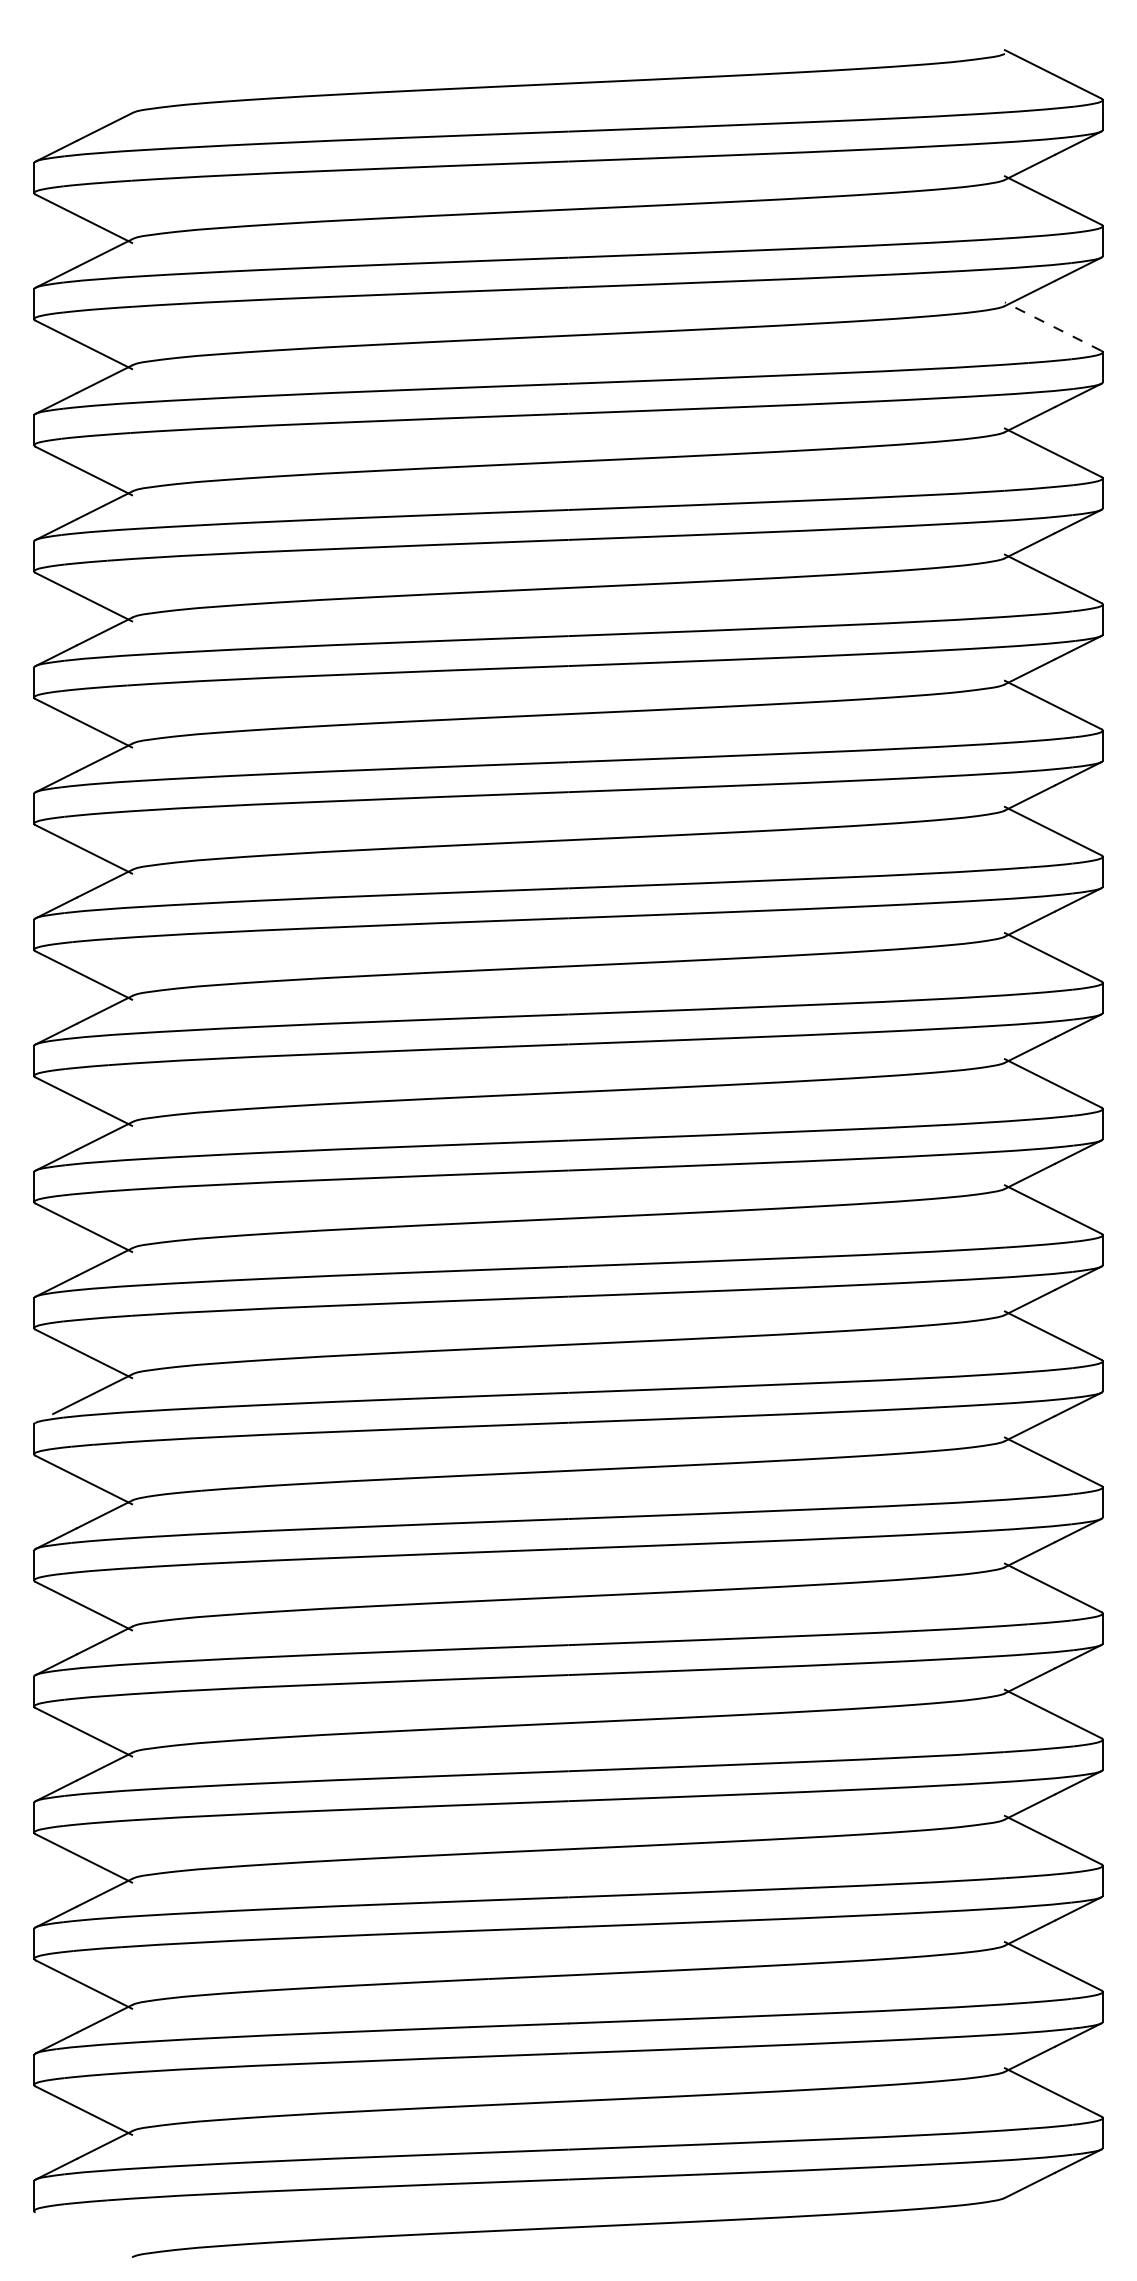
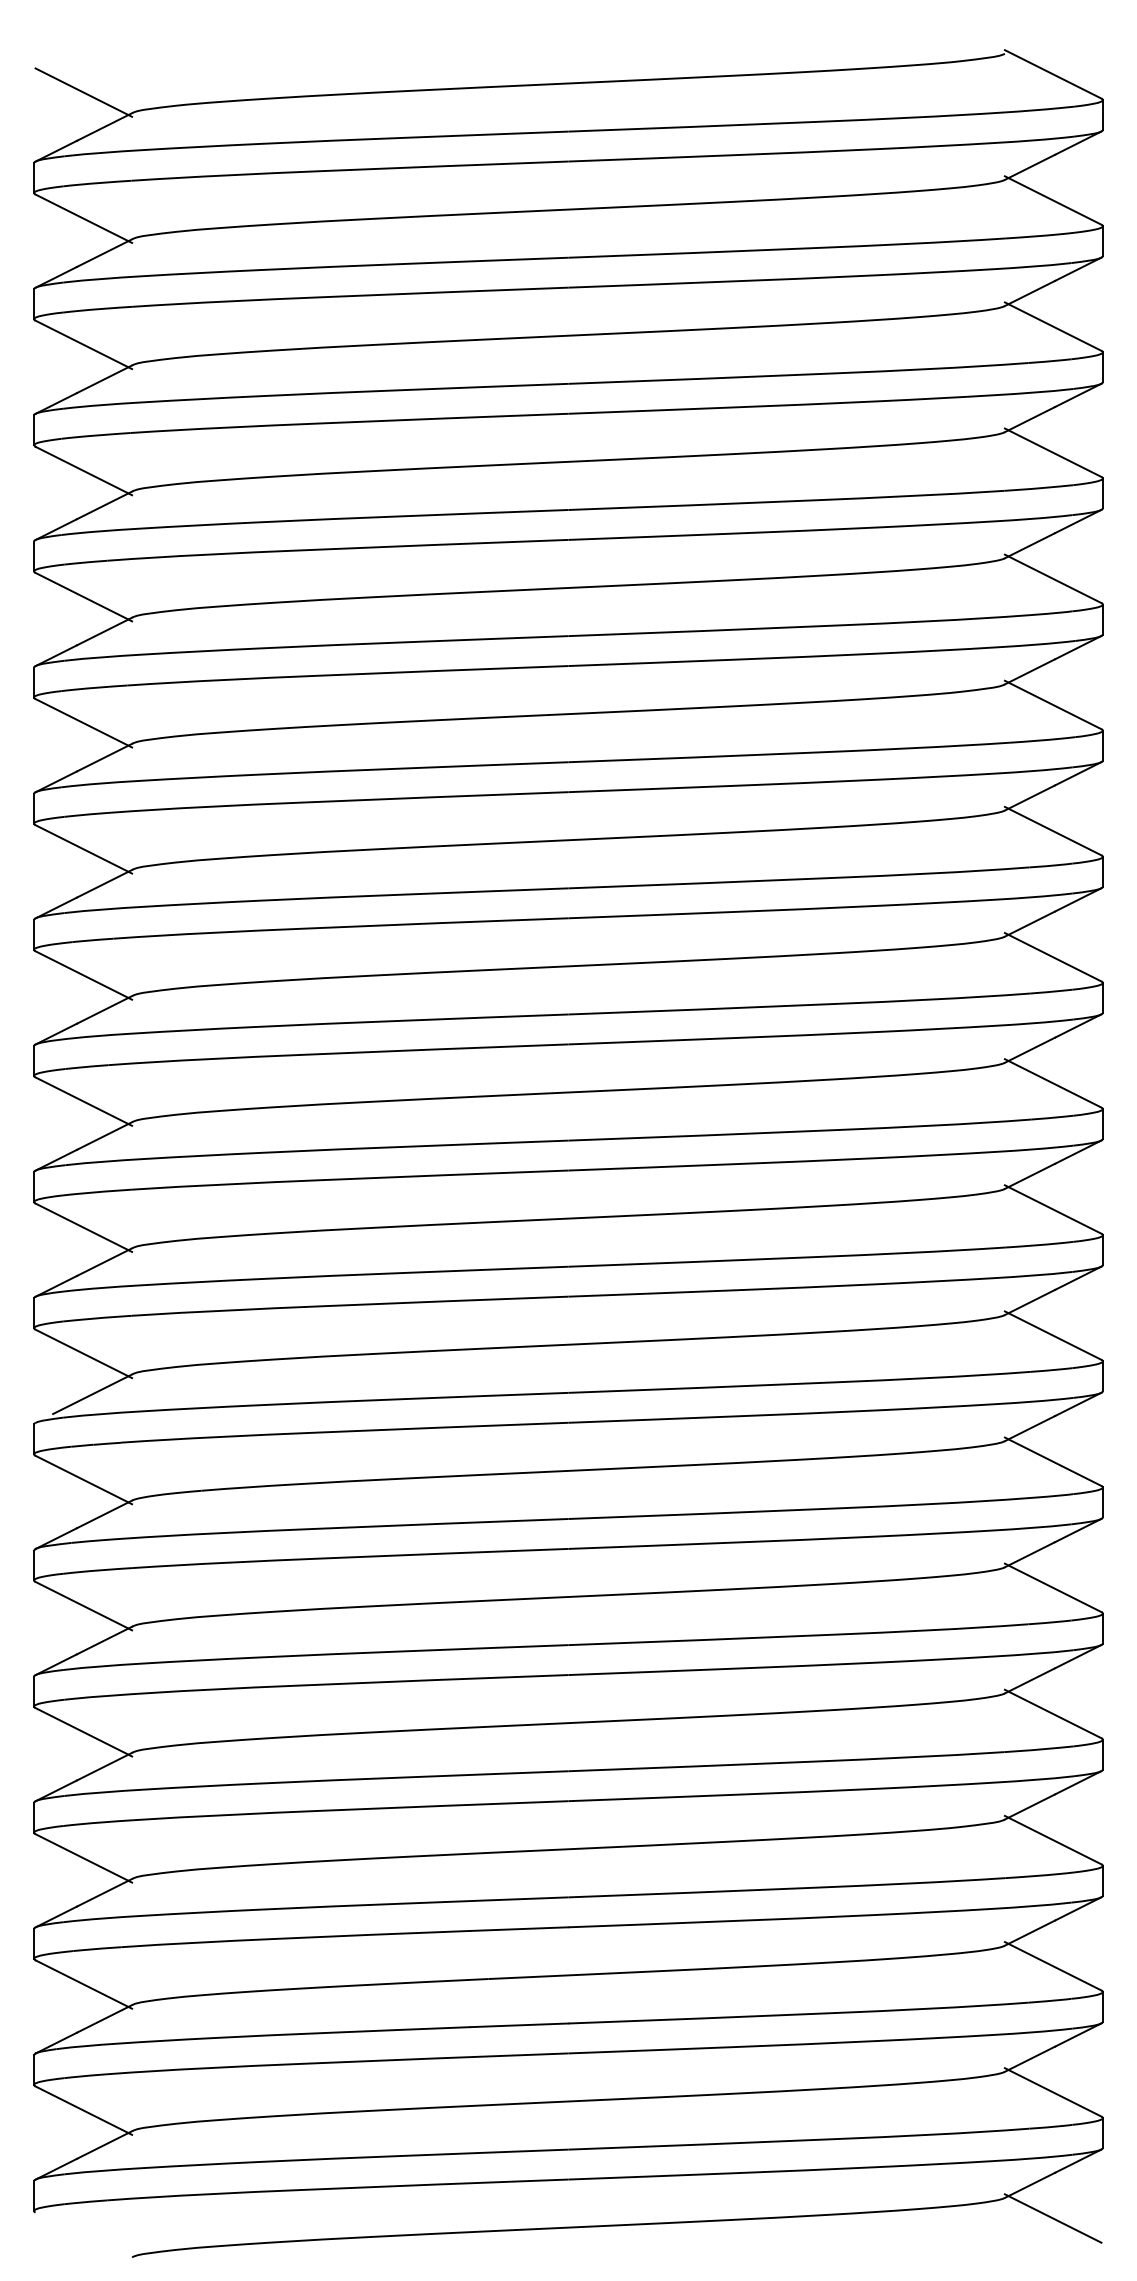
line: none -> present (83, 92)
line: dashed -> solid (1053, 326)
line: none -> present (1052, 2218)
